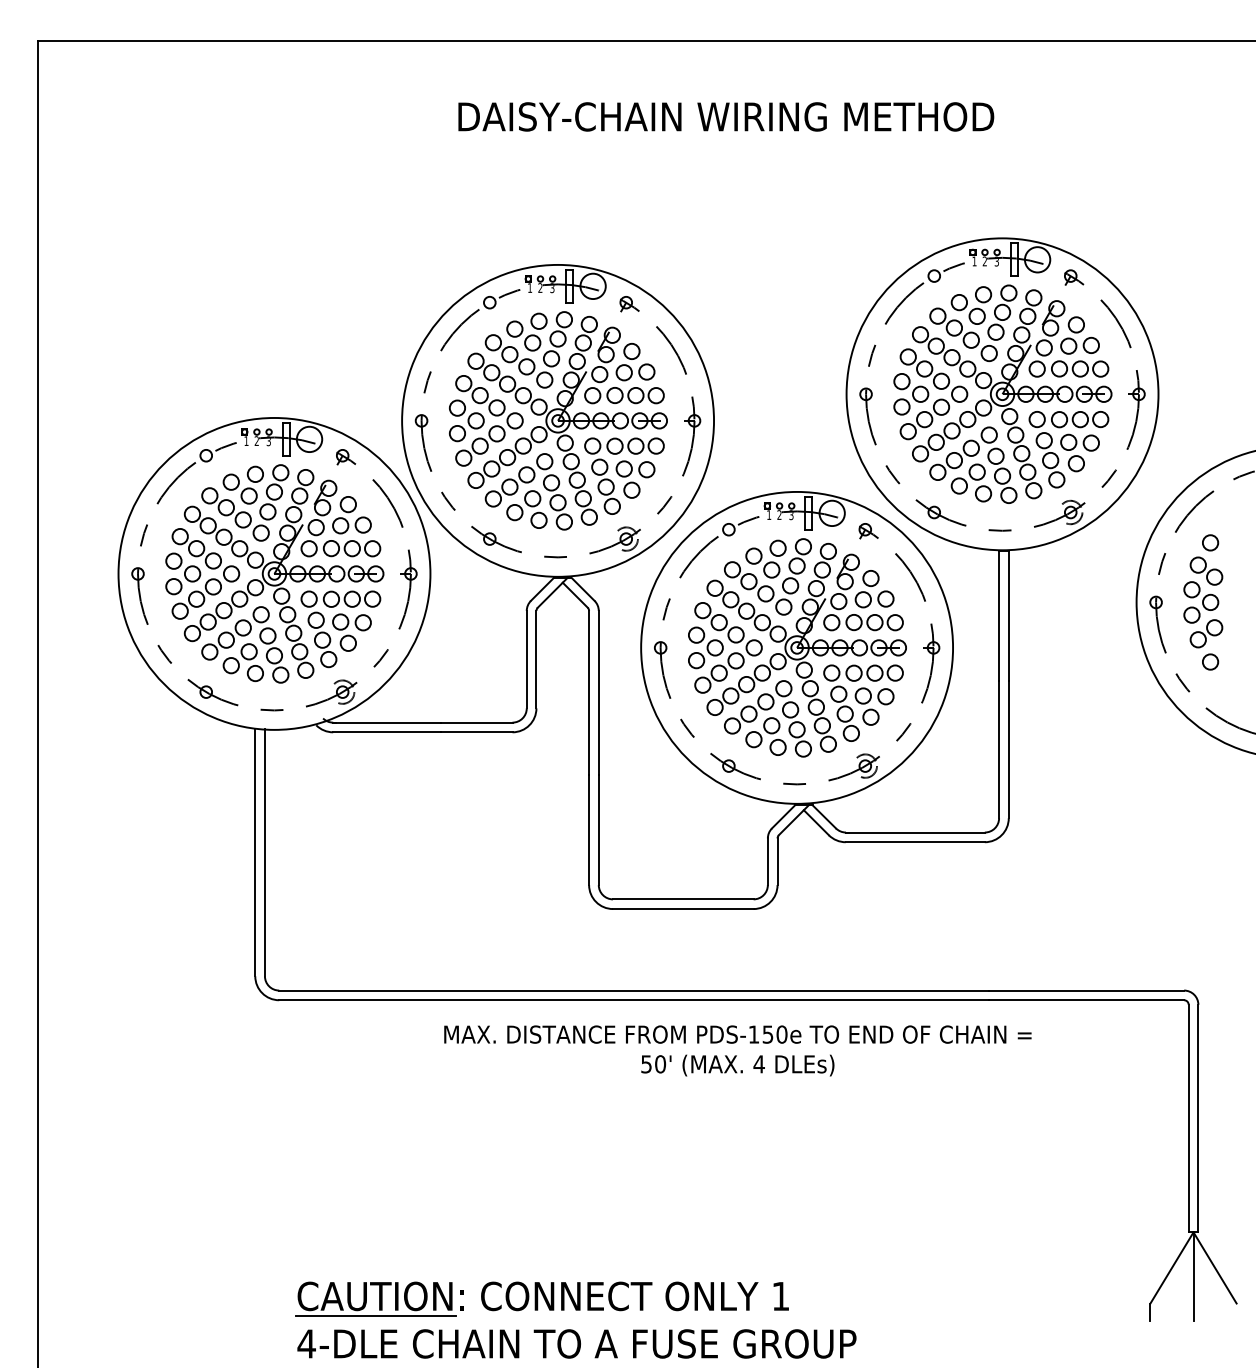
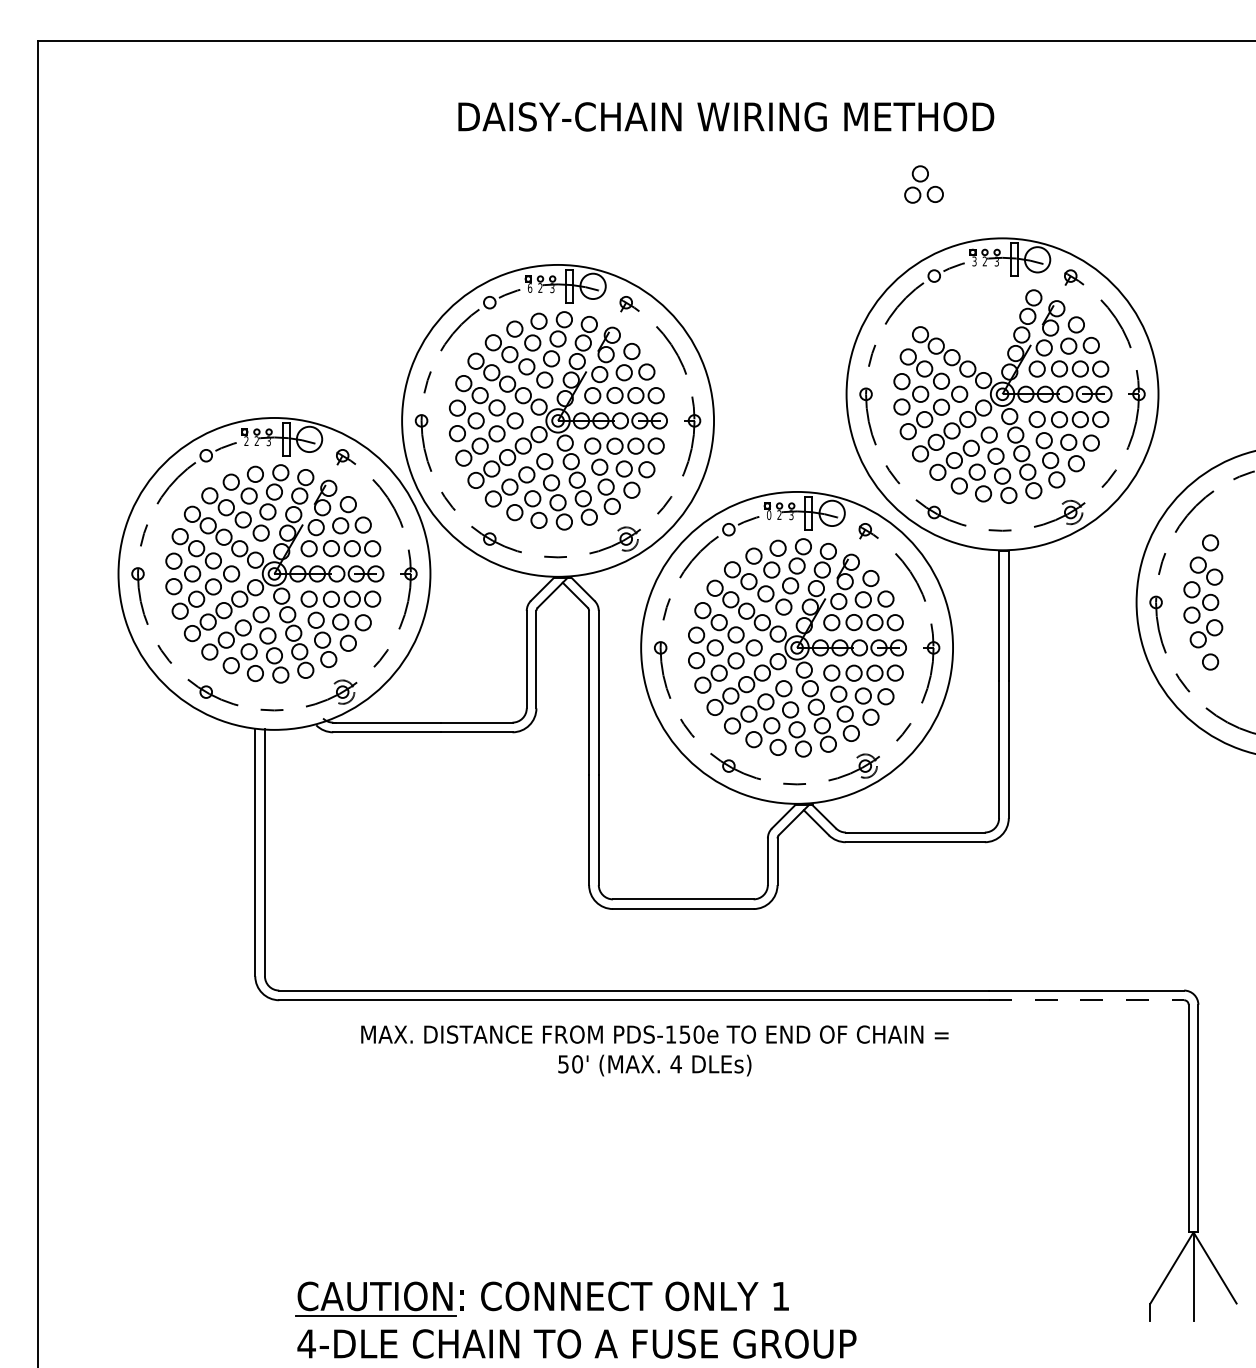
part: none -> present (923, 184)
text: 1 -> 3 (974, 261)
text: 1 -> 6 (529, 287)
part: present -> none (973, 323)
text: 1 -> 2 (246, 440)
text: 1 -> 0 (769, 514)
line: solid -> dashed (1087, 1000)
text position: (737, 1050) -> (654, 1050) (654, 1050)
